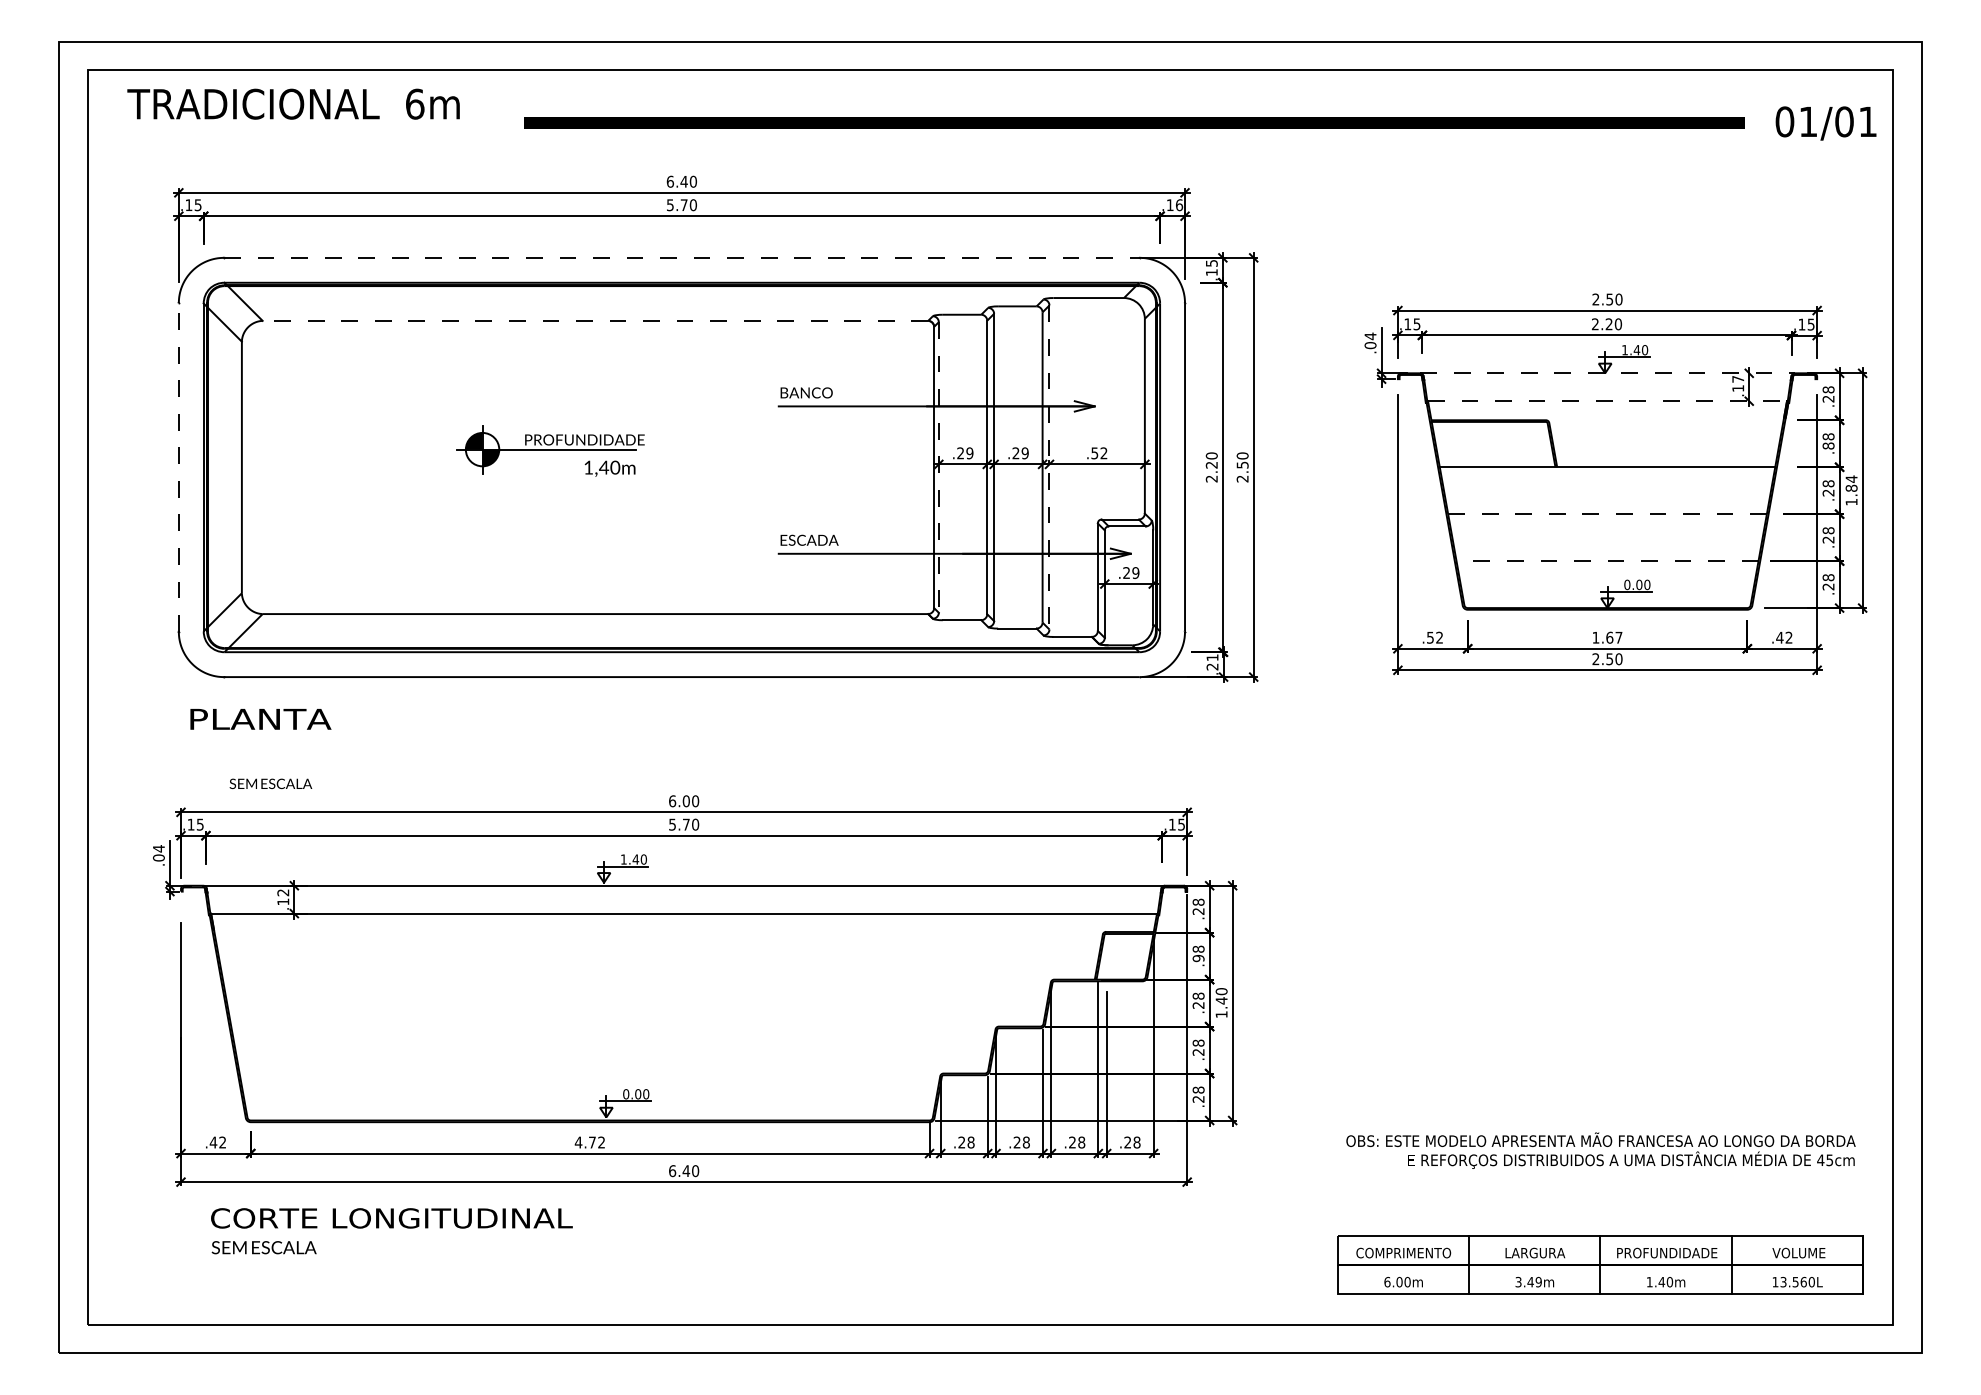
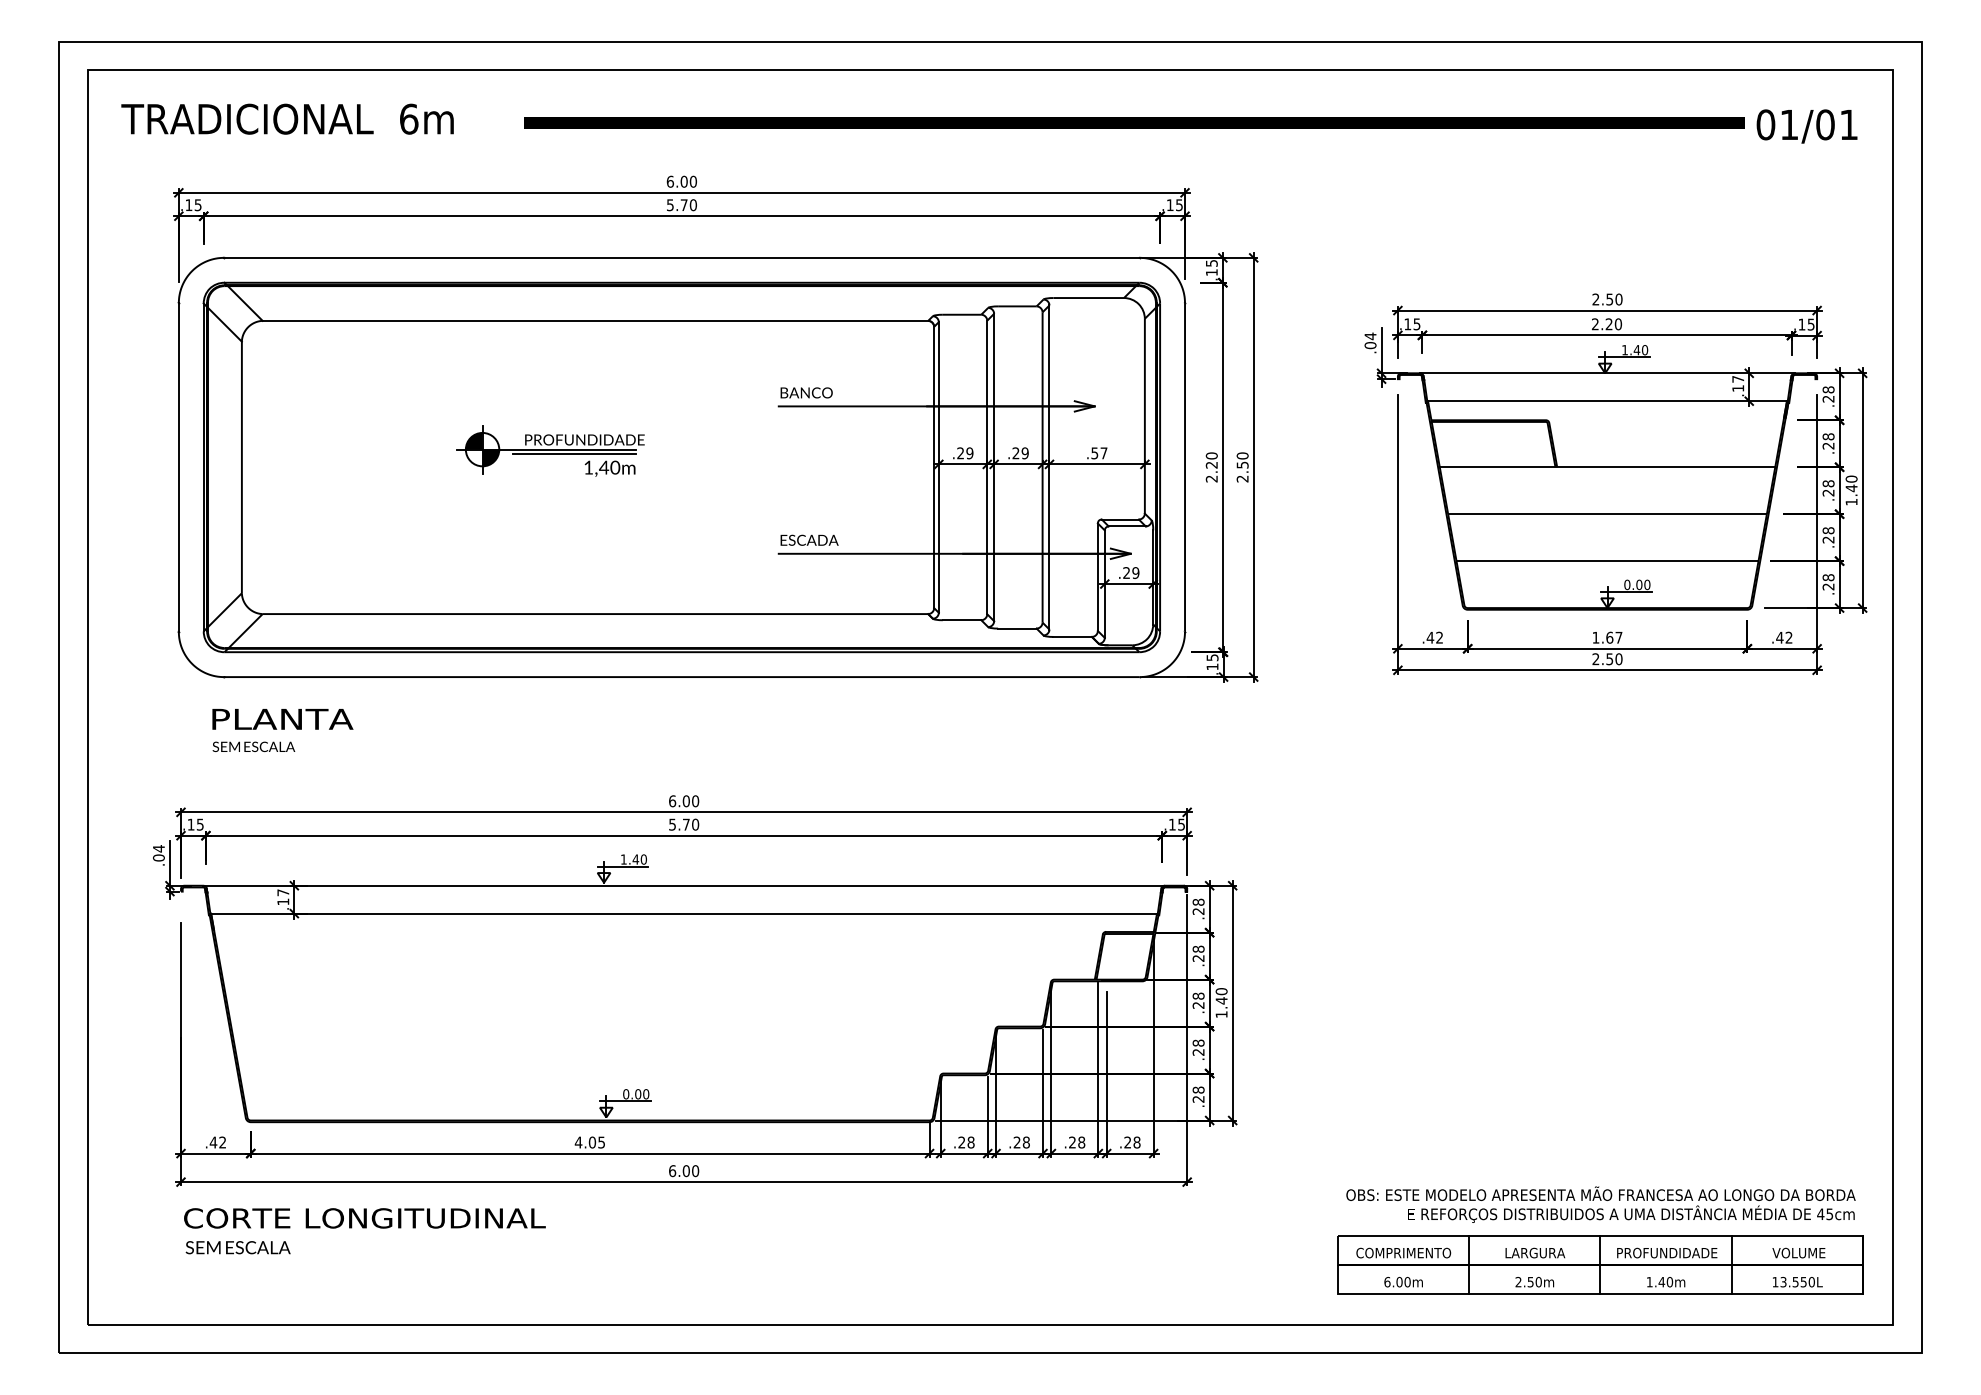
text position: (293, 103) -> (287, 118) (287, 118)
text position: (1825, 123) -> (1806, 126) (1806, 126)
text: 6.40 -> 6.00 (683, 181)
text: .16 -> .15 (1179, 205)
line: dashed -> solid (681, 257)
line: dashed -> solid (595, 320)
line: dashed -> solid (1608, 373)
line: dashed -> solid (1608, 401)
text: .88 -> .28 (1828, 445)
text: .52 -> .57 (1103, 453)
line: none -> present (574, 454)
line: dashed -> solid (178, 466)
line: dashed -> solid (938, 467)
line: dashed -> solid (1049, 467)
text: 1.84 -> 1.40 (1851, 483)
line: dashed -> solid (1607, 514)
line: dashed -> solid (1607, 561)
text: .52 -> .42 (1430, 637)
text: .21 -> .15 (1212, 662)
text position: (260, 719) -> (282, 719) (282, 719)
text position: (270, 783) -> (253, 746) (253, 746)
text: .12 -> .17 (283, 892)
text: .98 -> .28 (1198, 958)
text: 4.72 -> 4.05 (596, 1142)
text position: (1600, 1150) -> (1600, 1204) (1600, 1204)
text: 6.40 -> 6.00 (686, 1171)
text position: (391, 1218) -> (364, 1218) (364, 1218)
text position: (263, 1247) -> (237, 1247) (237, 1247)
text: 13.560L -> 13.550L (1803, 1281)
text: 3.49m -> 2.50m (1528, 1282)
